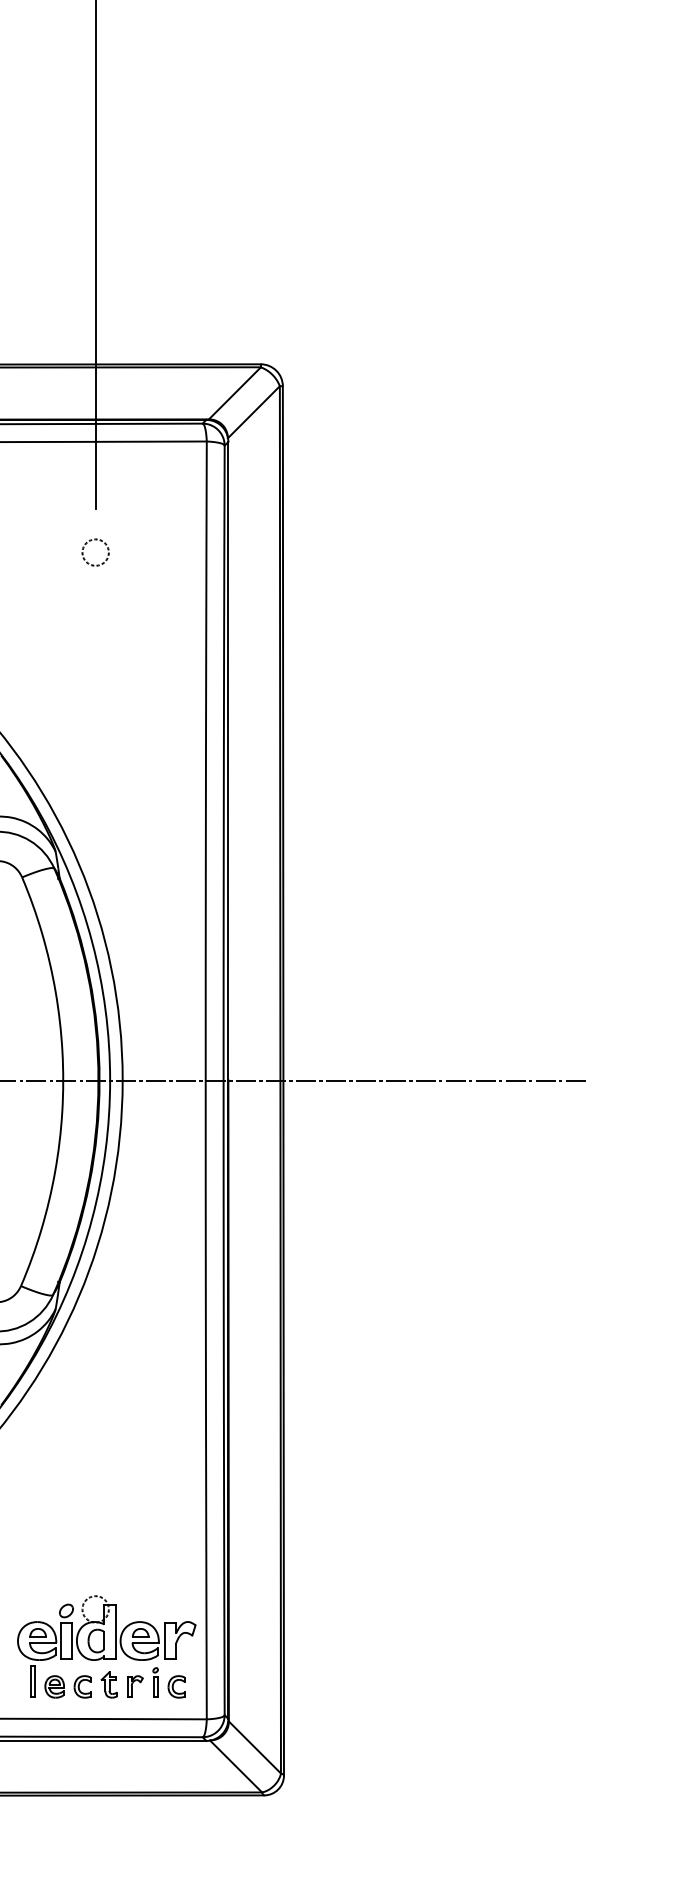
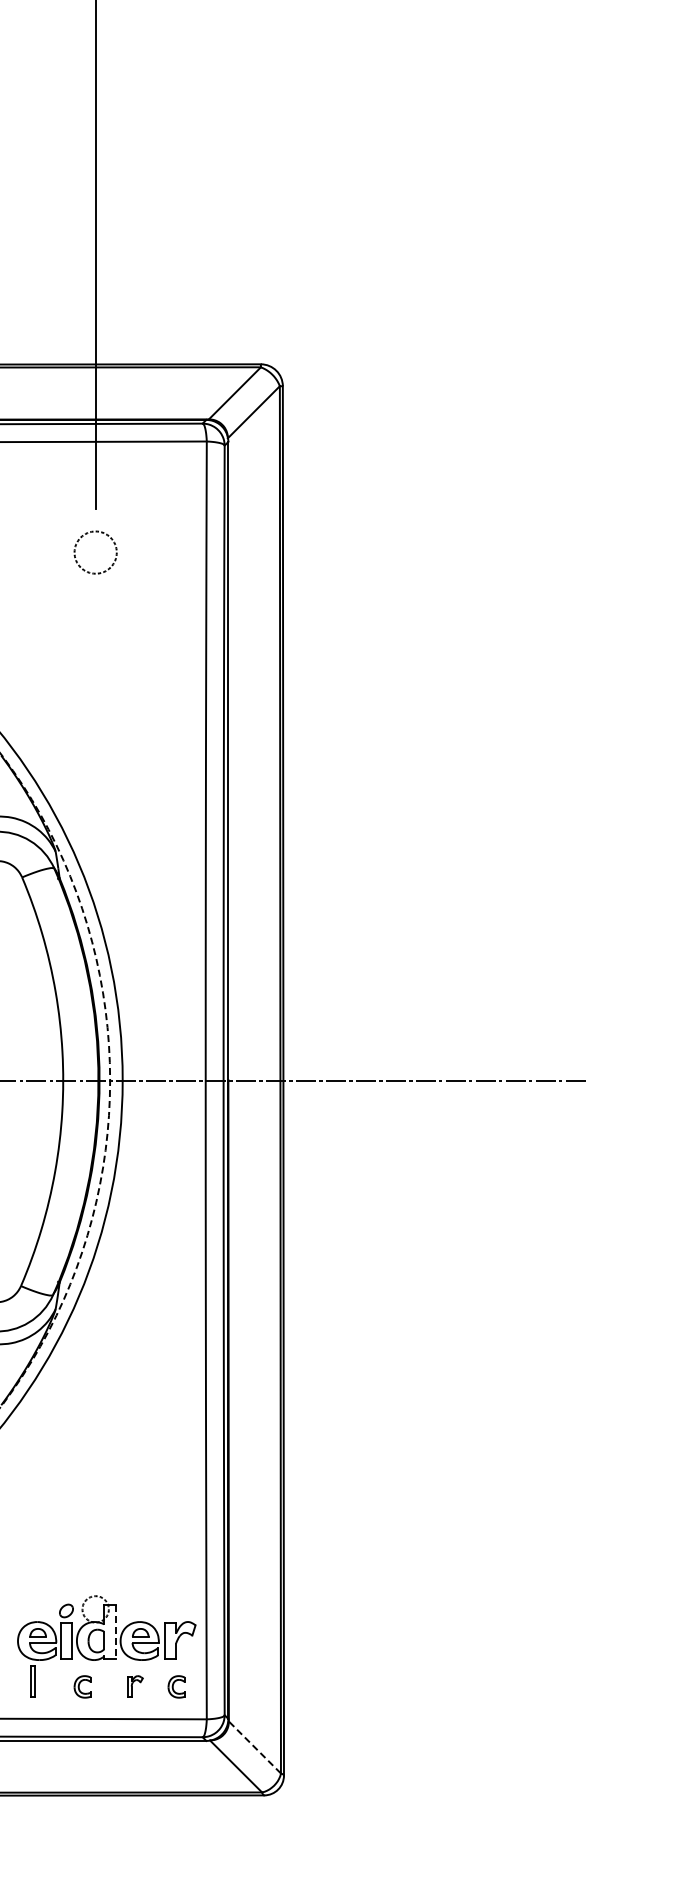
circle diameter: 26 px -> 42 px (95, 552)
arc: solid -> dashed (110, 1080)
line: solid -> dashed (115, 1632)
part: present -> none (155, 1682)
part: present -> none (108, 1684)
part: present -> none (54, 1686)
line: solid -> dashed (254, 1747)
